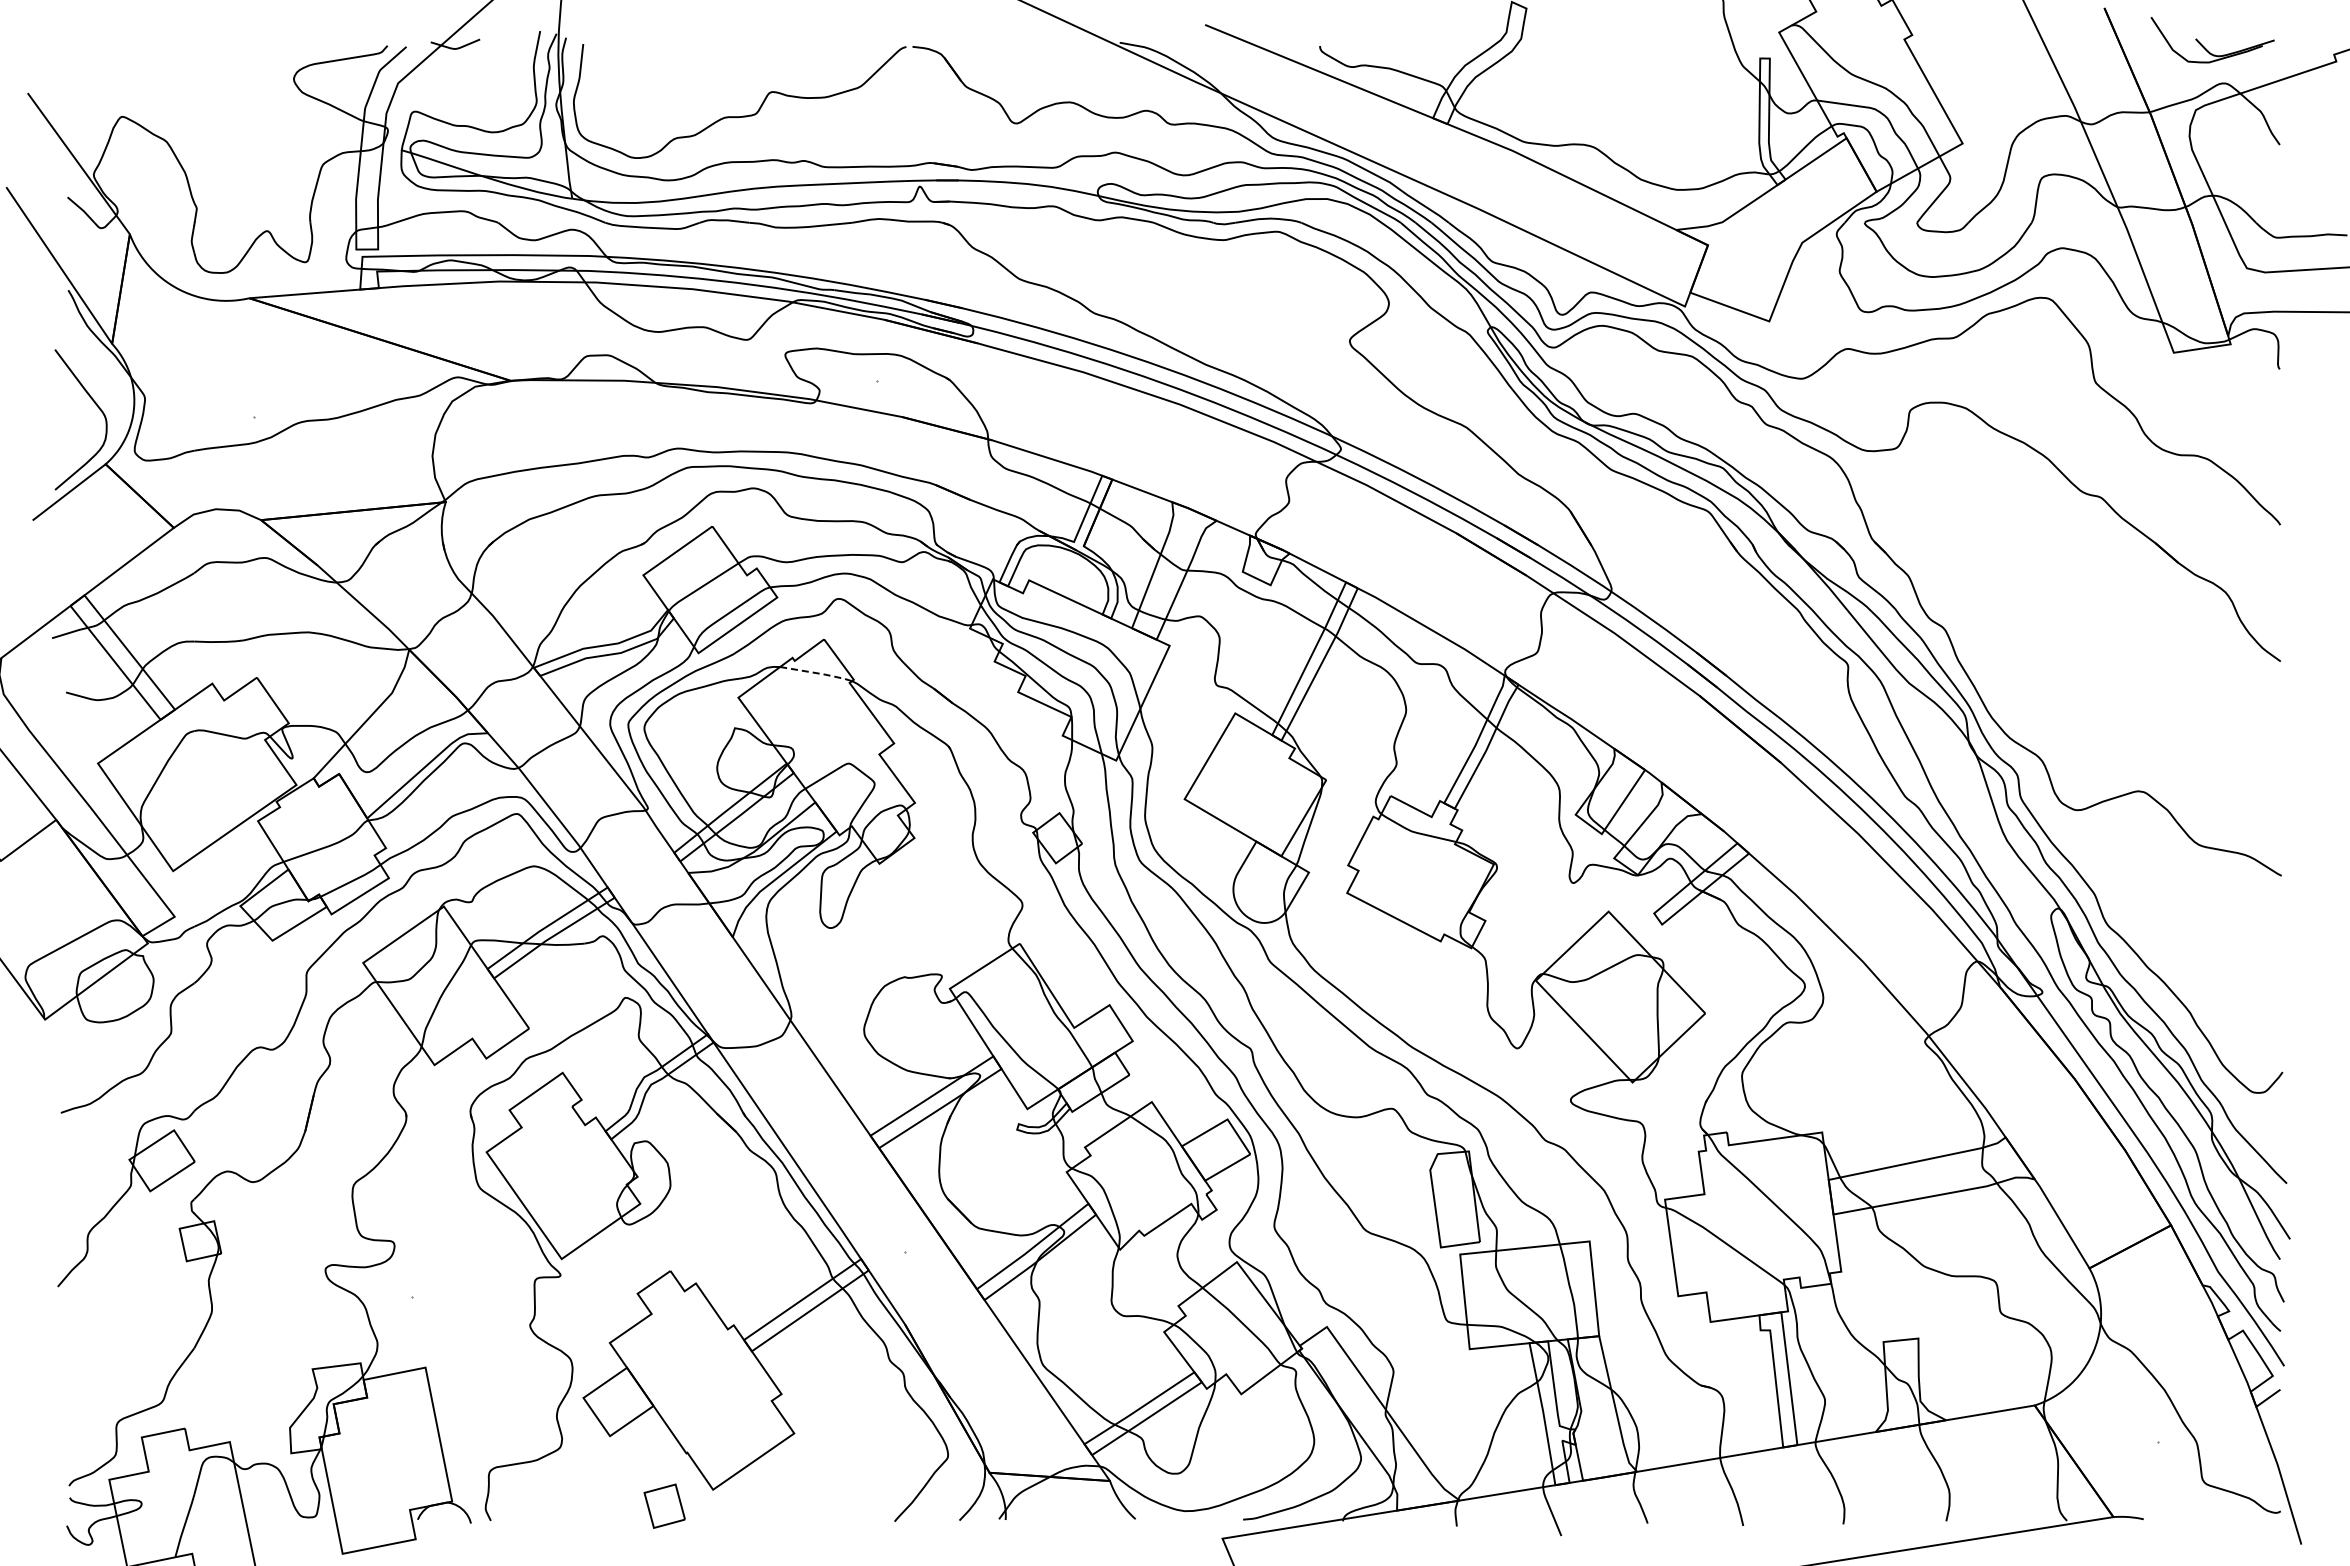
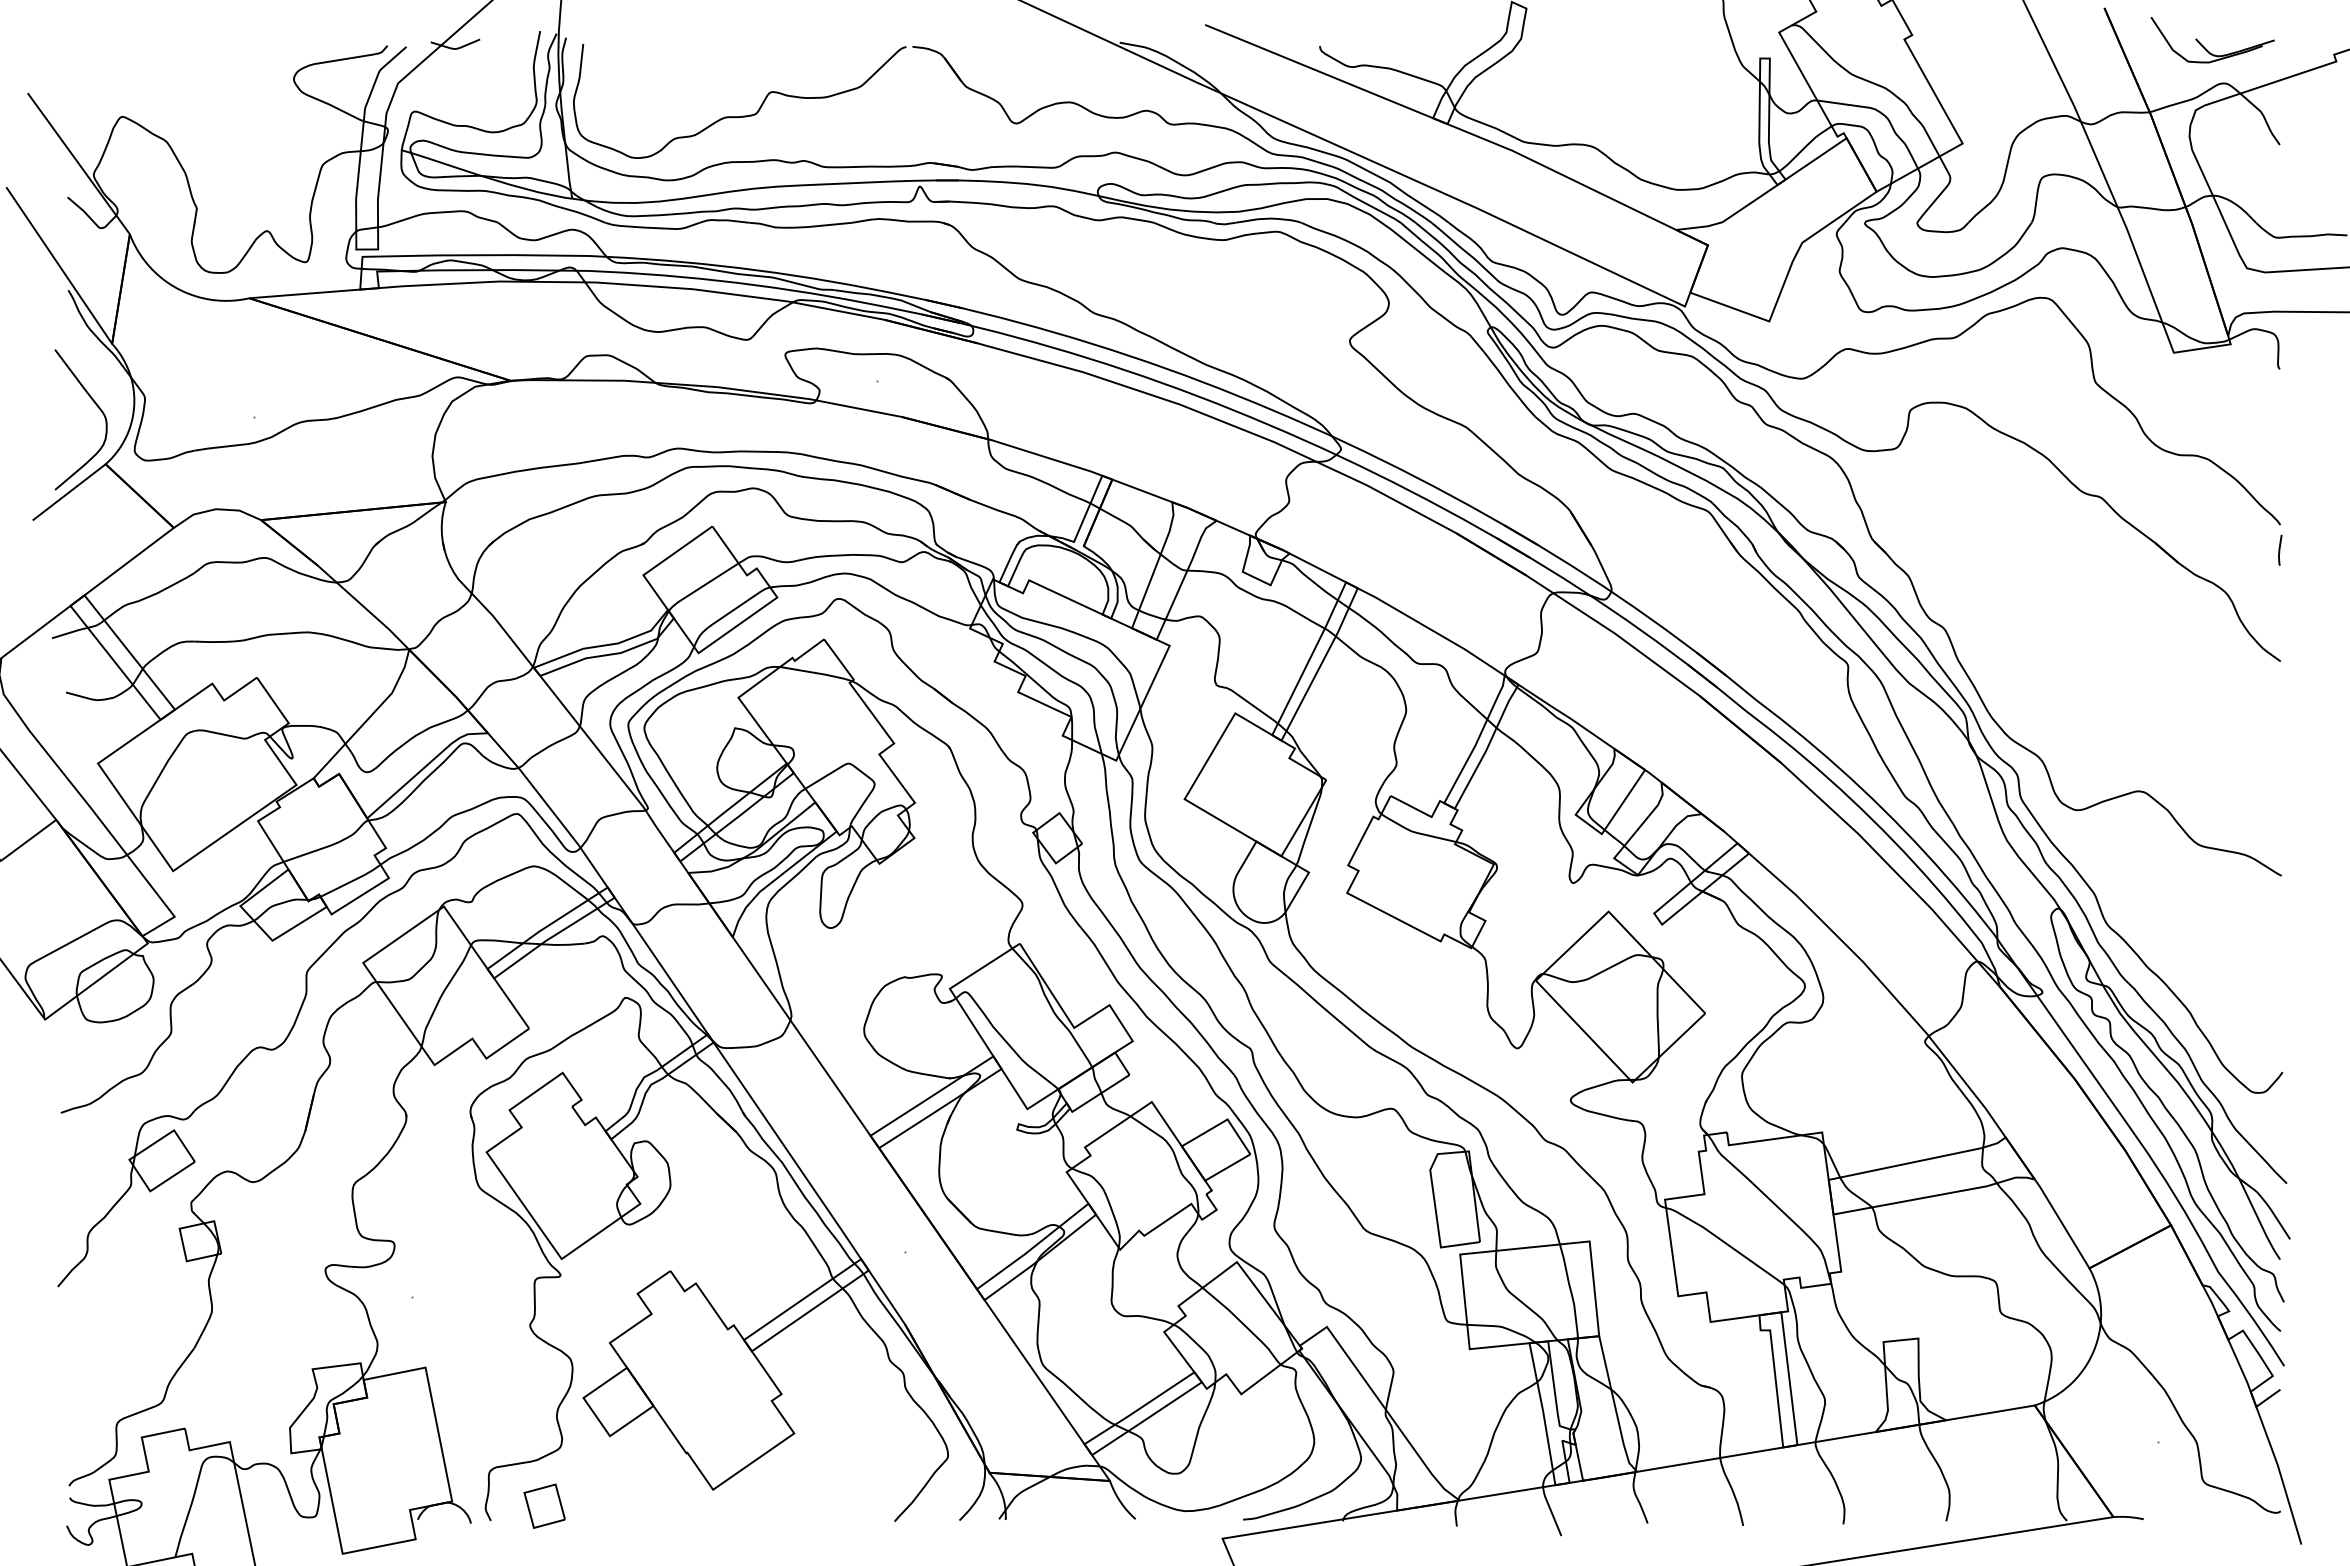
line: none -> present (2280, 549)
line: dashed -> solid (818, 673)
part position: (664, 1505) -> (544, 1505) (544, 1505)
